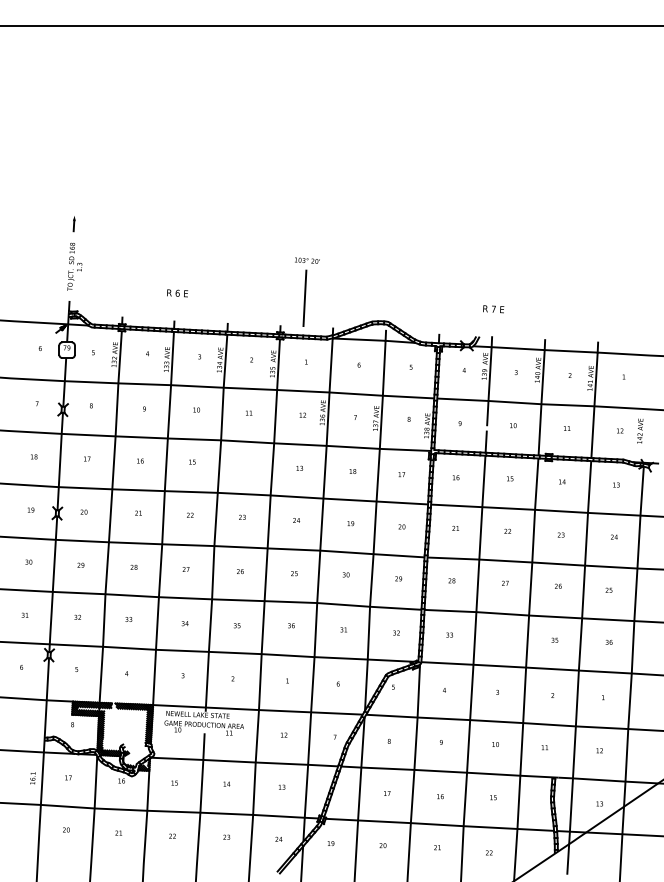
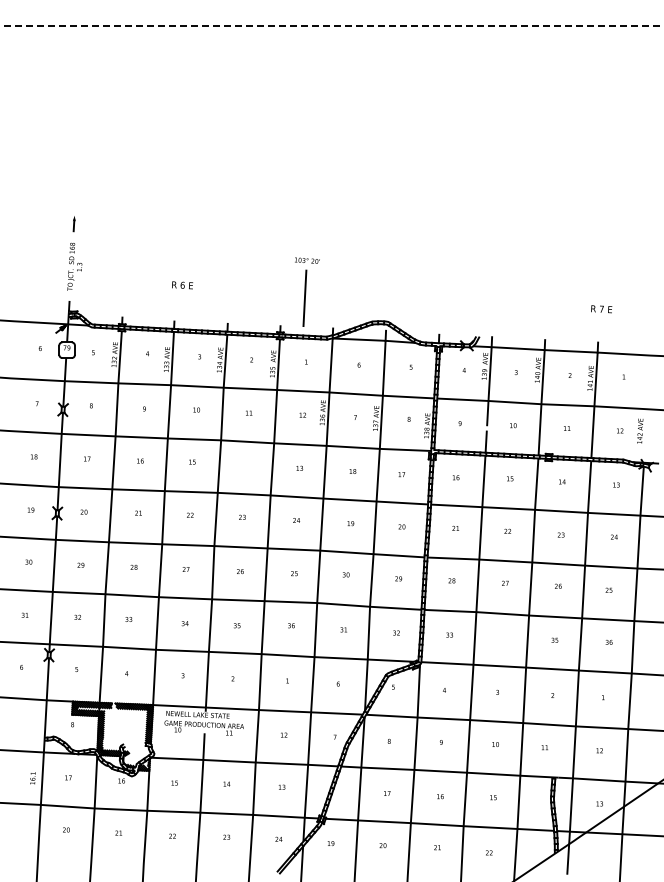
line: solid -> dashed (331, 26)
text position: (177, 293) -> (182, 285) (182, 285)
text position: (493, 309) -> (601, 309) (601, 309)
